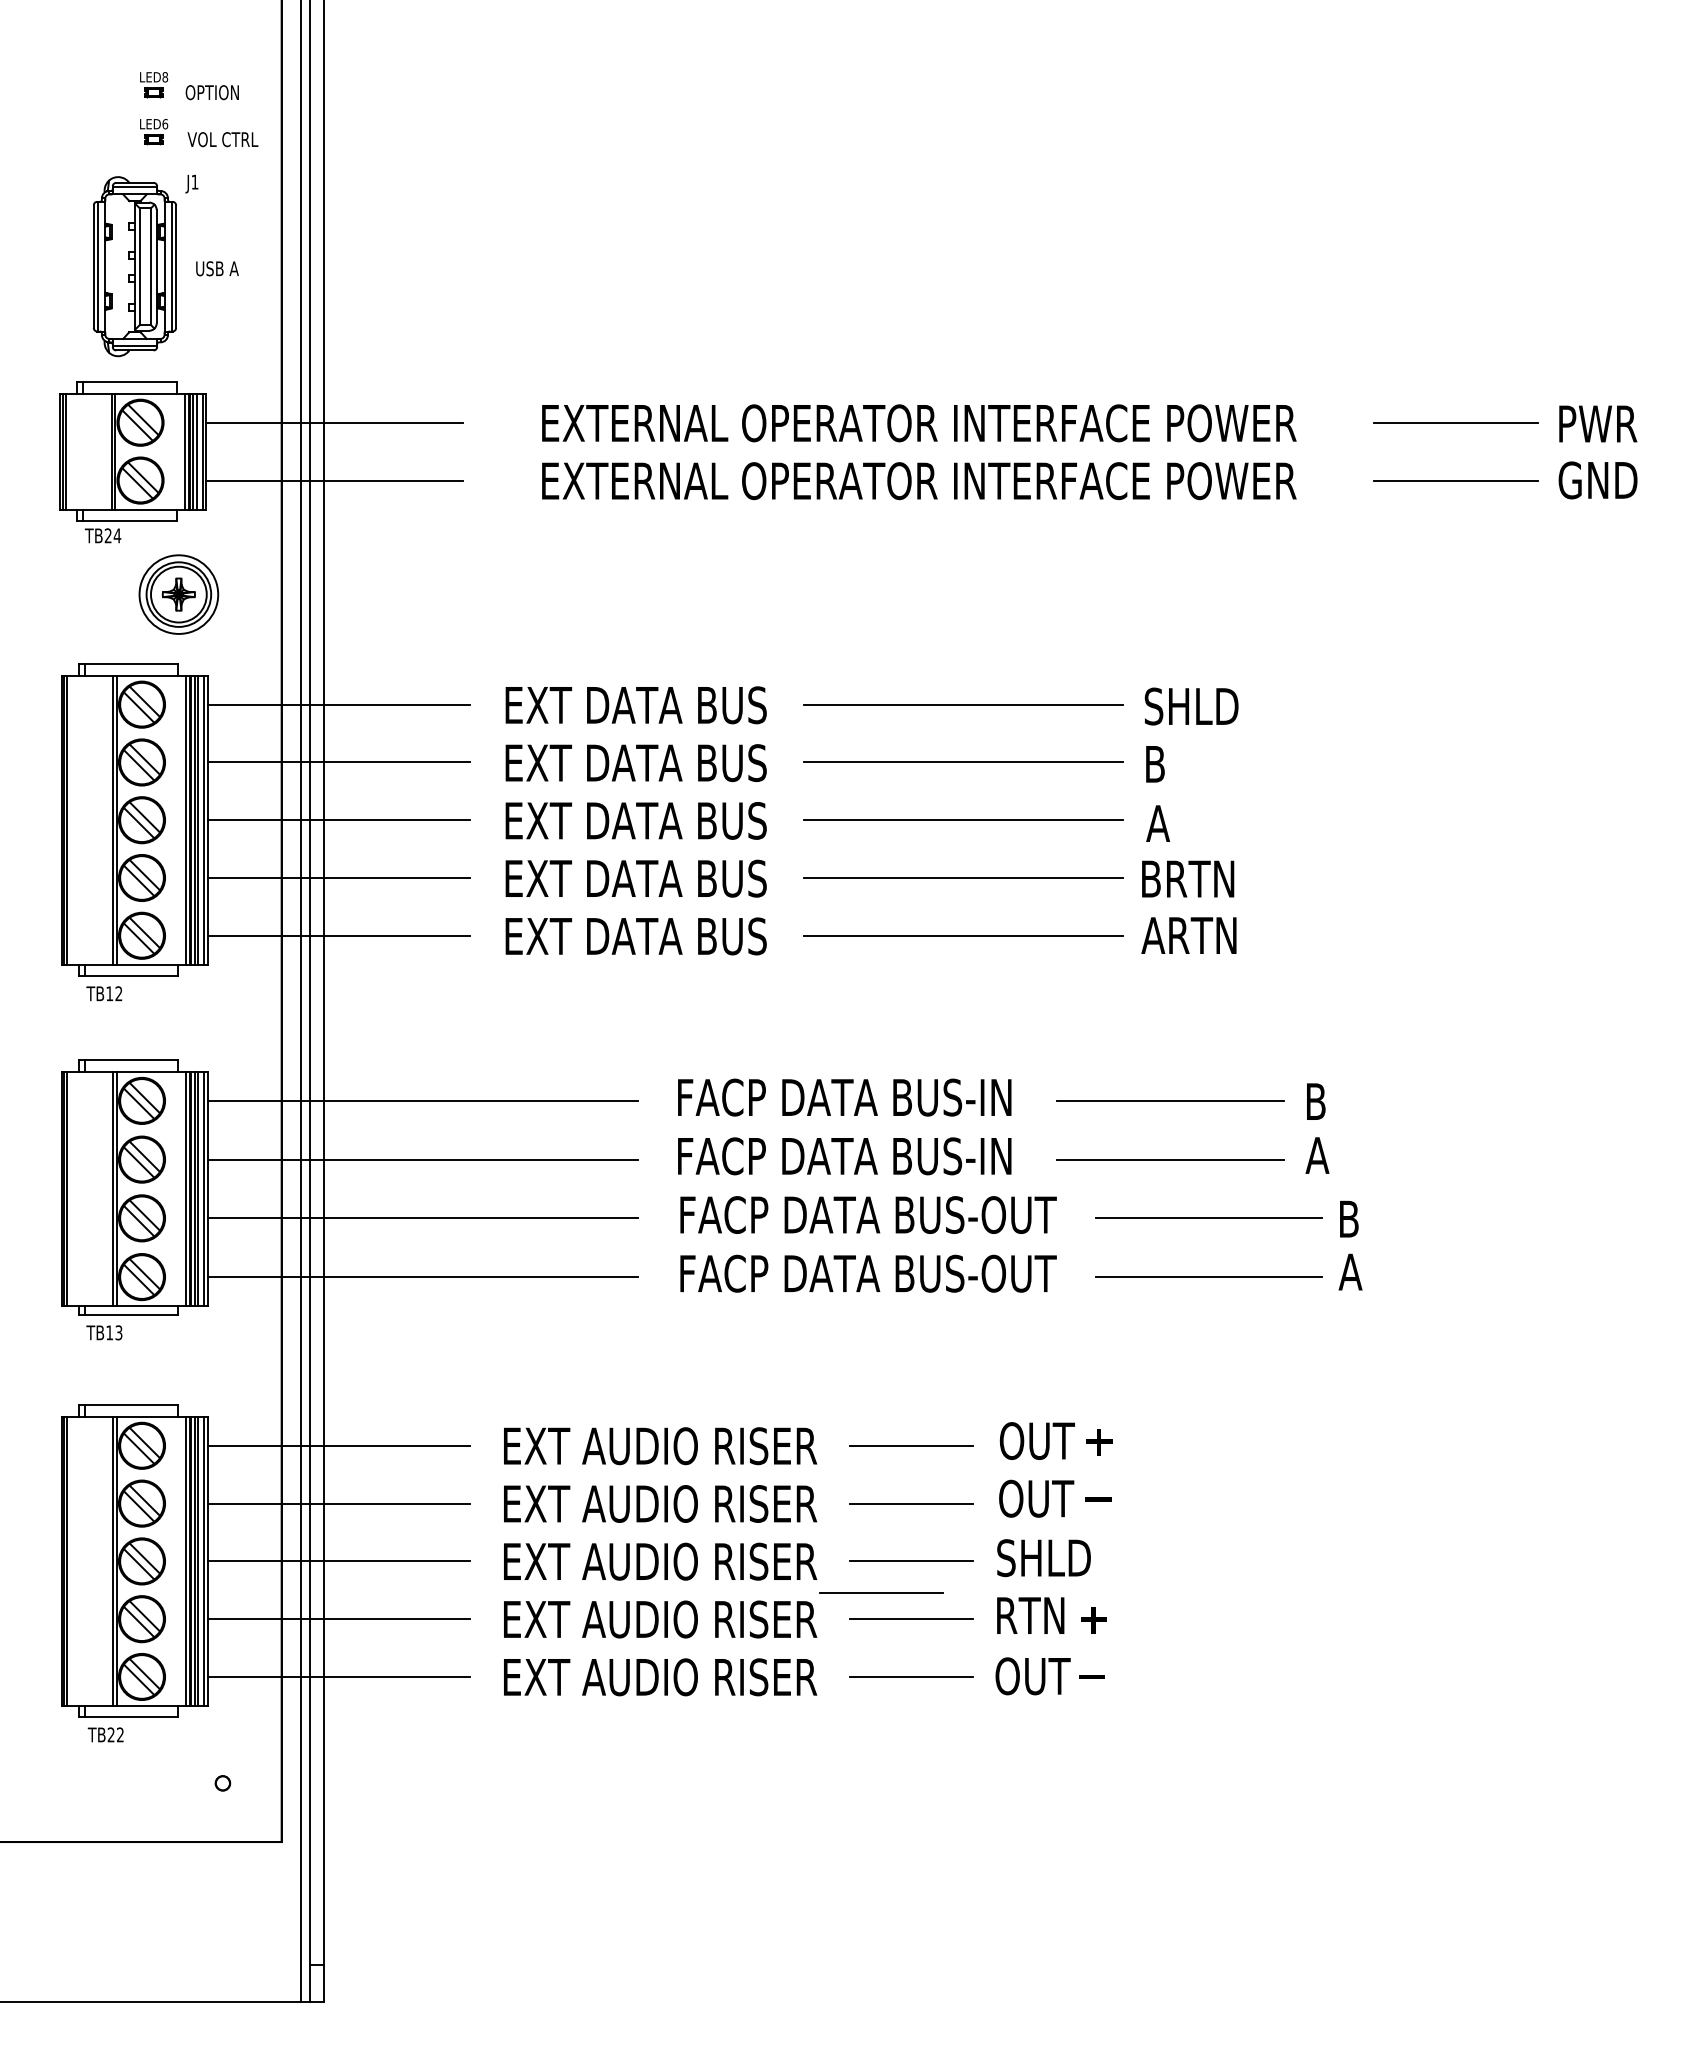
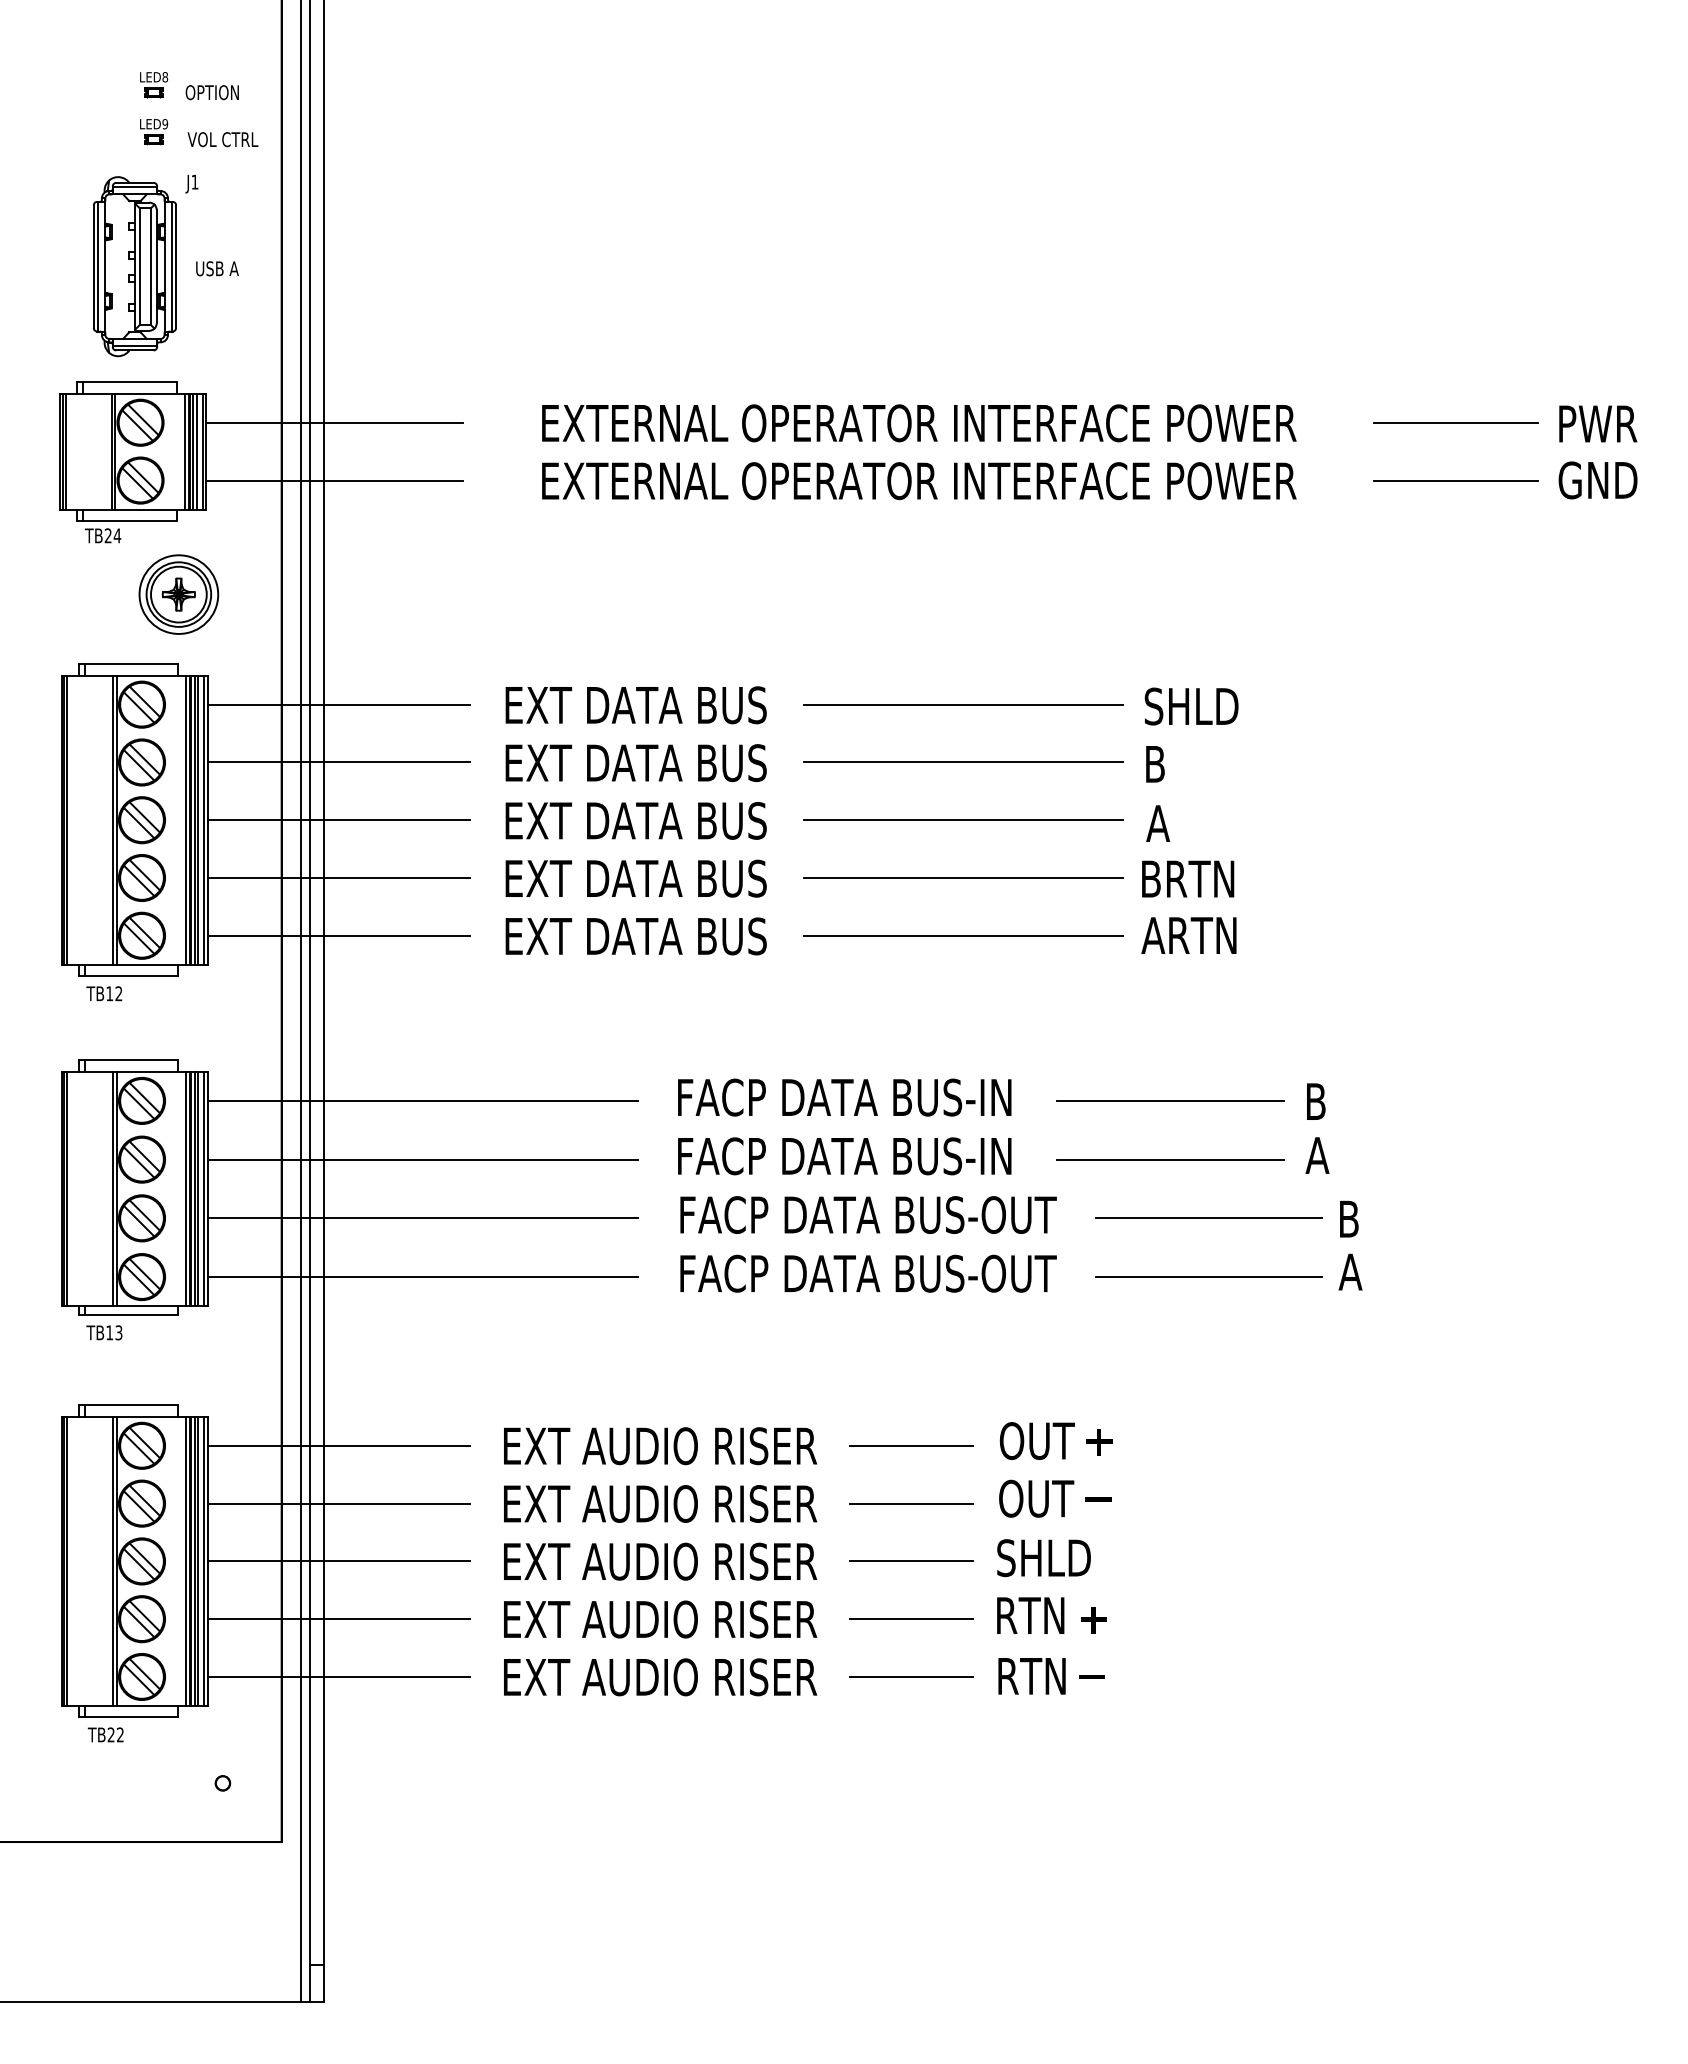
text: LED6 -> LED9 (165, 124)
line: present -> none (881, 1592)
text: OUT -> RTN (1032, 1676)
